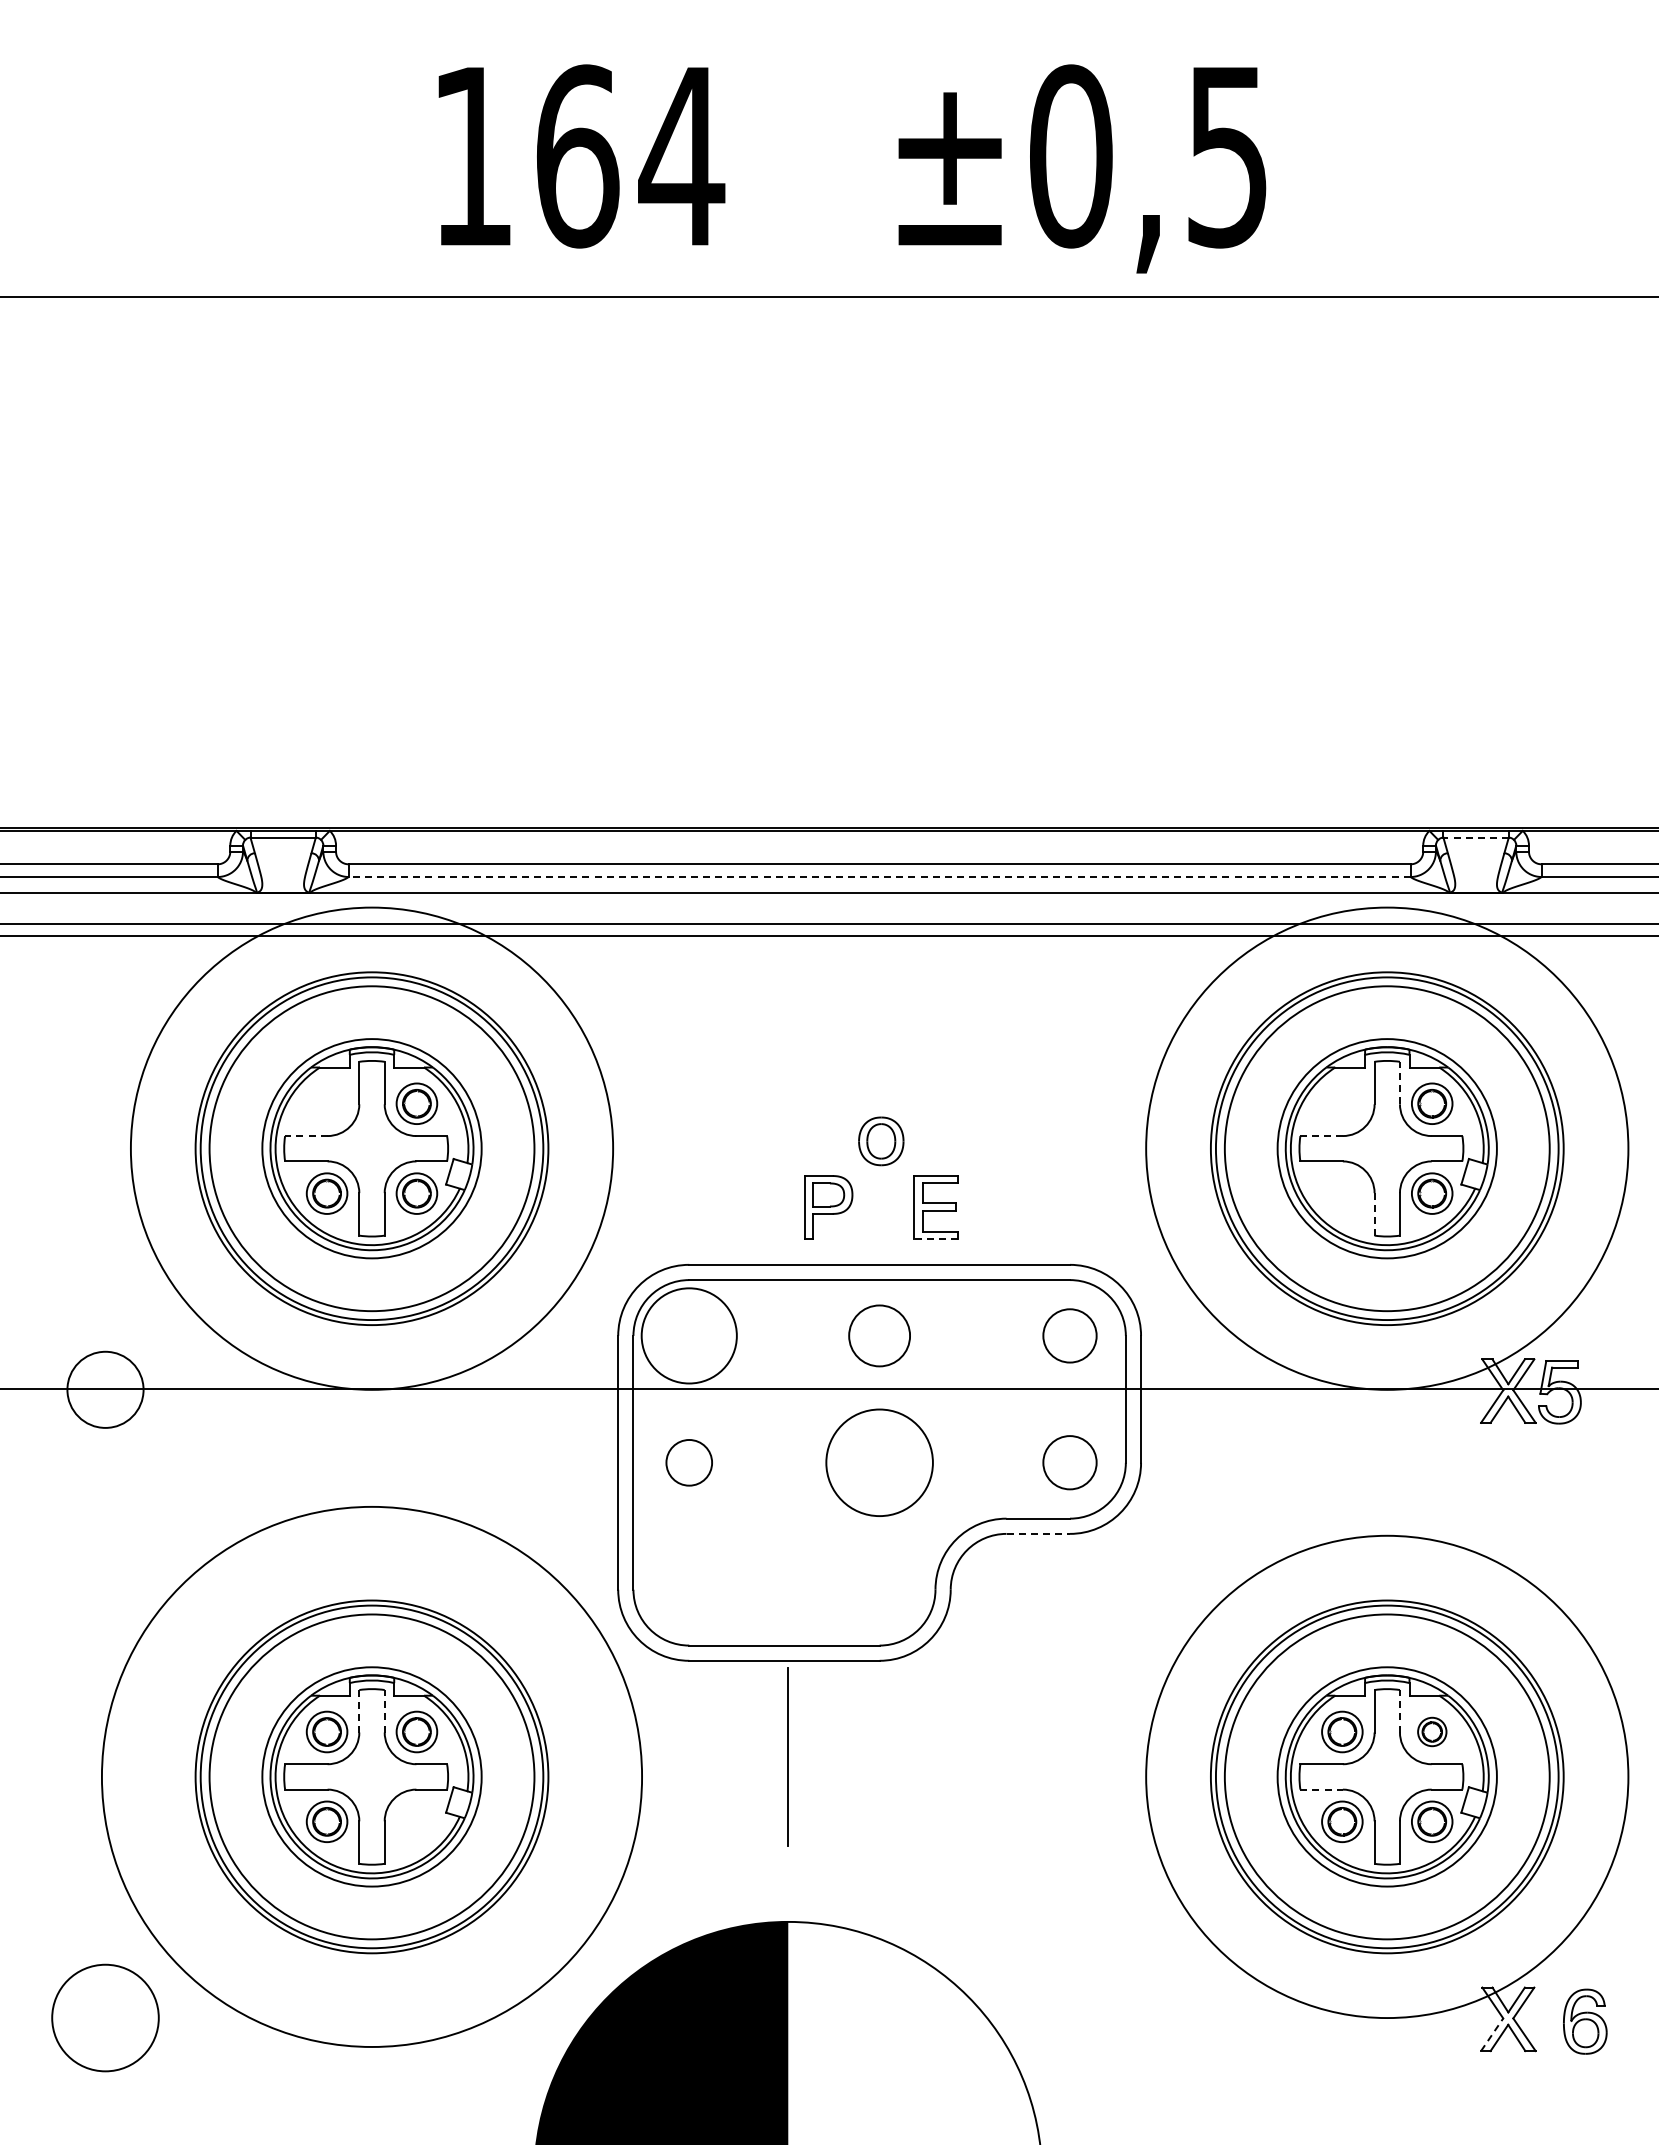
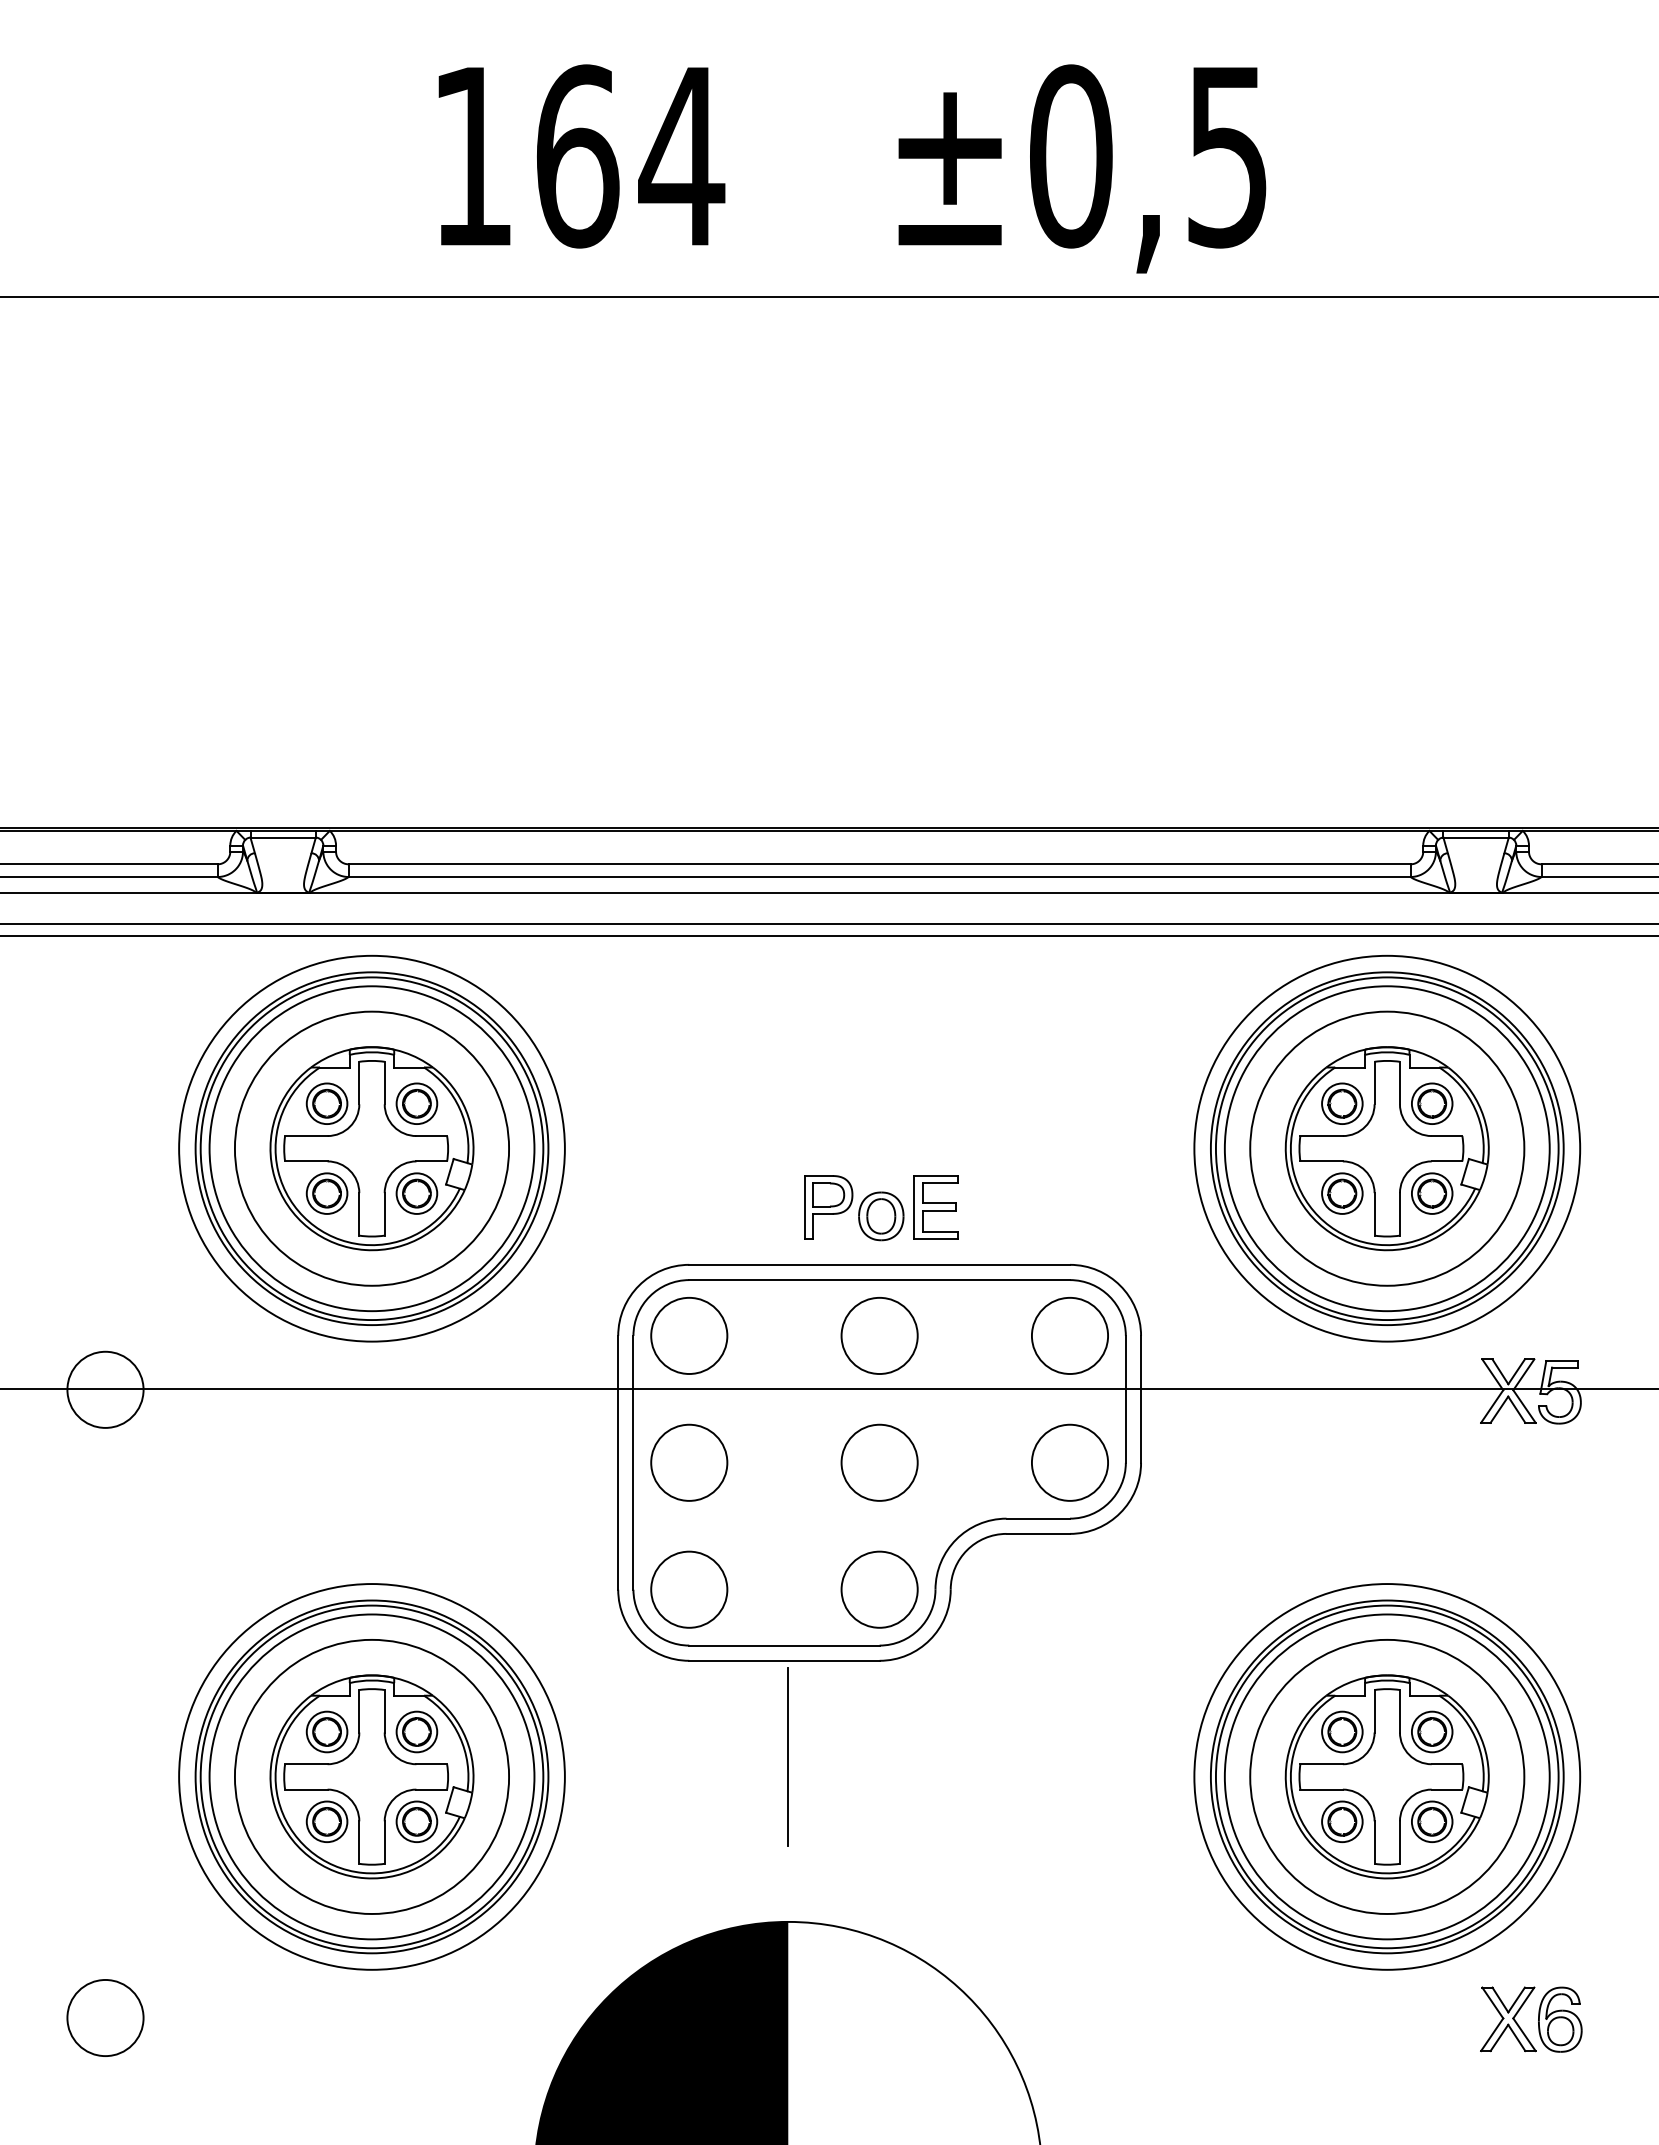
line: dashed -> solid (1476, 837)
line: dashed -> solid (879, 877)
line: dashed -> solid (1399, 1082)
part: none -> present (326, 1103)
part: none -> present (1342, 1103)
line: dashed -> solid (305, 1136)
line: dashed -> solid (1321, 1136)
part position: (881, 1141) -> (881, 1216) (881, 1216)
circle diameter: 219 px -> 274 px (371, 1148)
circle diameter: 482 px -> 386 px (371, 1148)
circle diameter: 219 px -> 274 px (1387, 1148)
circle diameter: 482 px -> 386 px (1387, 1148)
part: none -> present (1342, 1193)
line: dashed -> solid (1374, 1214)
line: dashed -> solid (936, 1239)
circle diameter: 95 px -> 76 px (689, 1335)
circle size: 63x64 px -> 79x78 px (879, 1335)
circle diameter: 53 px -> 76 px (1069, 1335)
circle diameter: 46 px -> 76 px (689, 1462)
circle diameter: 107 px -> 76 px (879, 1462)
circle size: 56x56 px -> 78x79 px (1069, 1462)
line: dashed -> solid (1038, 1533)
circle: none -> present (689, 1589)
circle: none -> present (879, 1589)
line: dashed -> solid (384, 1710)
line: dashed -> solid (1399, 1710)
line: dashed -> solid (359, 1711)
part size: 31x32 px -> 43x44 px (1432, 1731)
circle diameter: 219 px -> 274 px (371, 1776)
circle diameter: 540 px -> 386 px (371, 1776)
circle diameter: 219 px -> 274 px (1387, 1776)
circle diameter: 482 px -> 386 px (1387, 1776)
line: dashed -> solid (1322, 1789)
part: none -> present (416, 1821)
circle diameter: 107 px -> 76 px (105, 2017)
part position: (1585, 2021) -> (1560, 2019) (1560, 2019)
line: dashed -> solid (1492, 2034)
